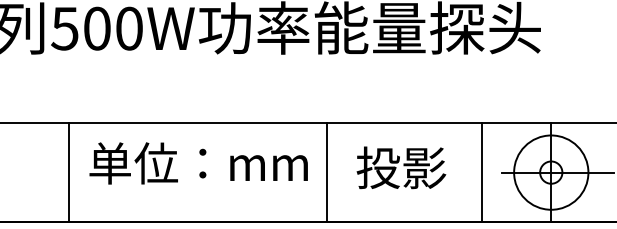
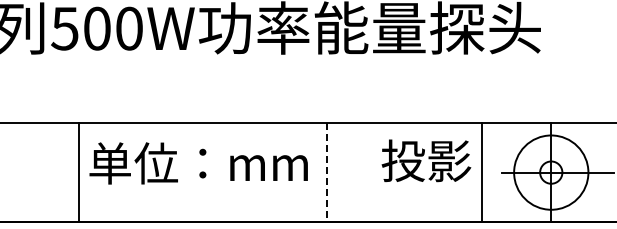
text position: (401, 167) -> (426, 160) (426, 160)
line position: (69, 172) -> (79, 172) (79, 172)
line: solid -> dashed (326, 172)
